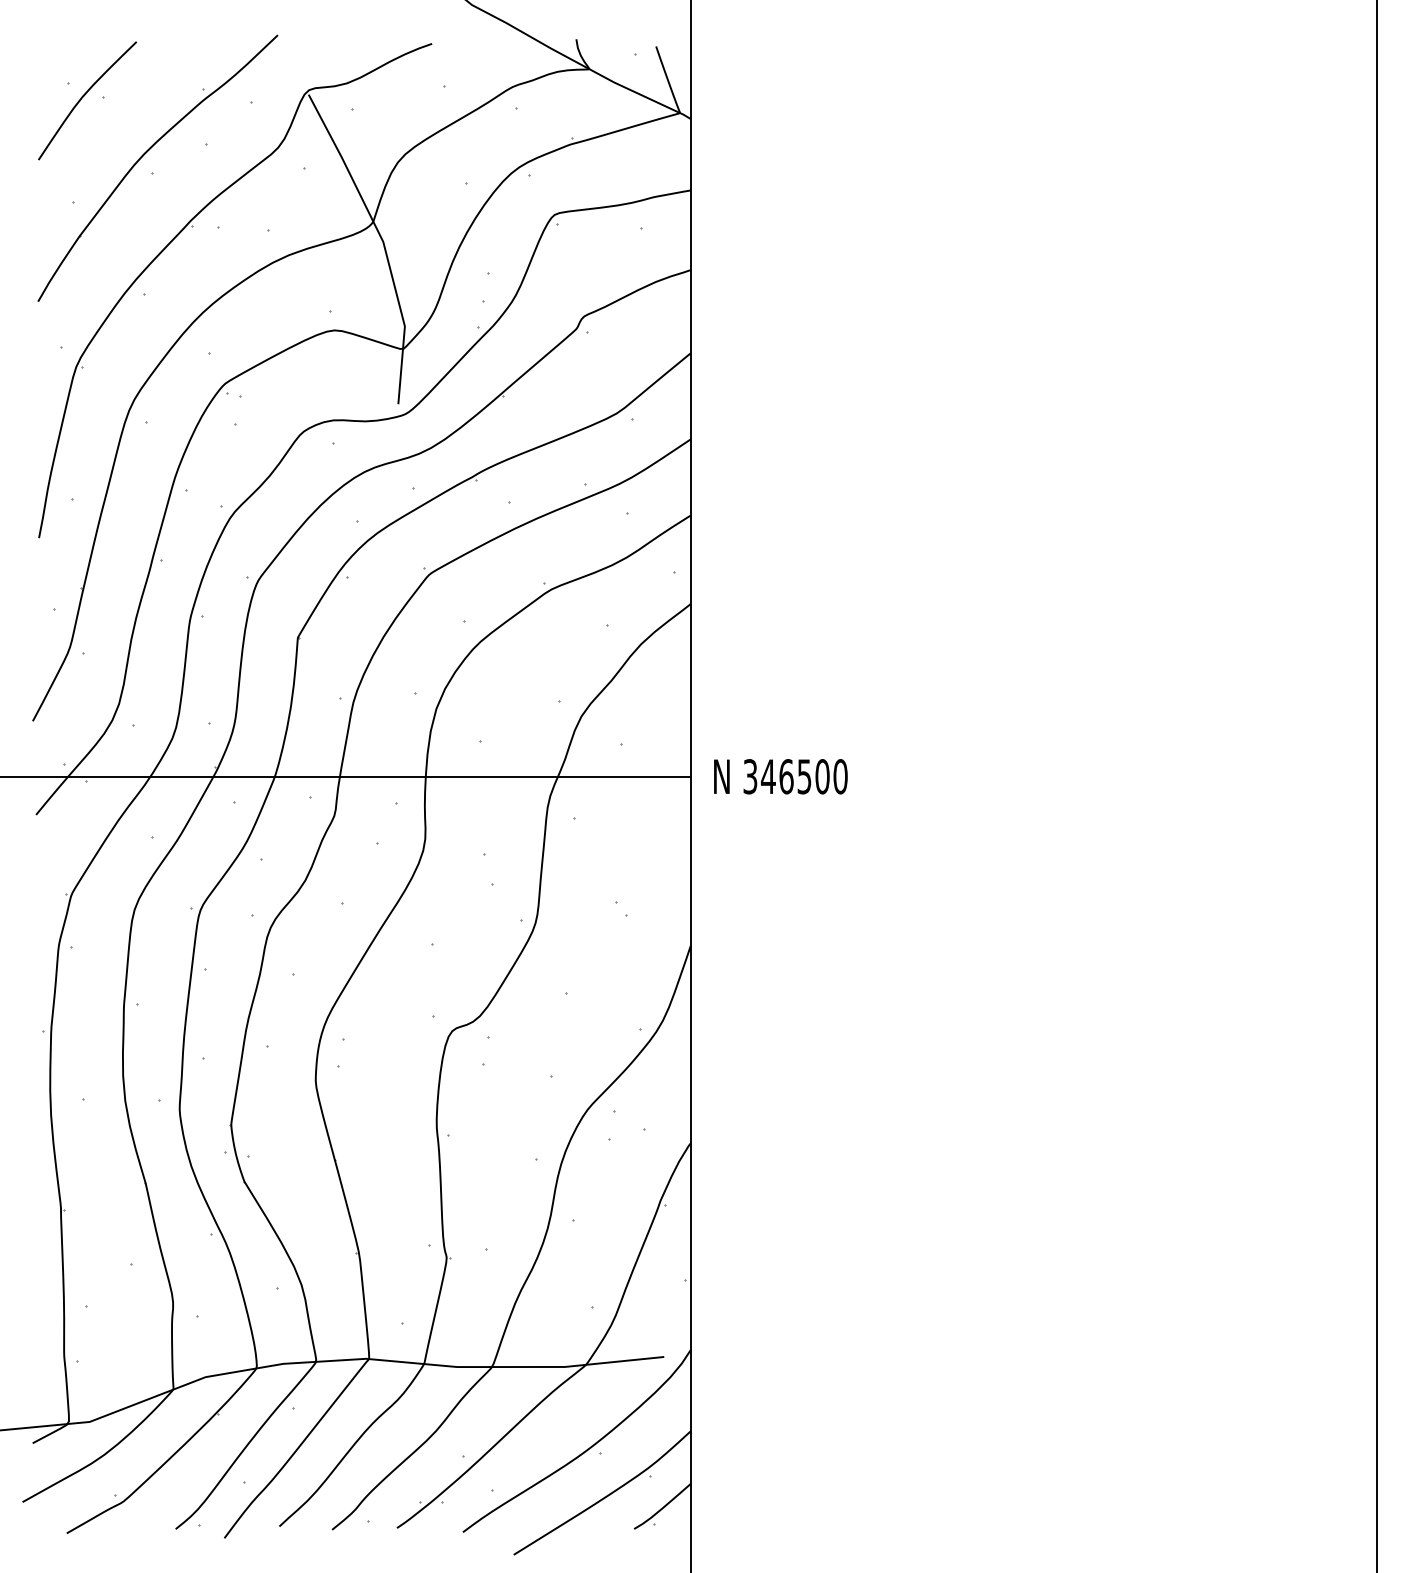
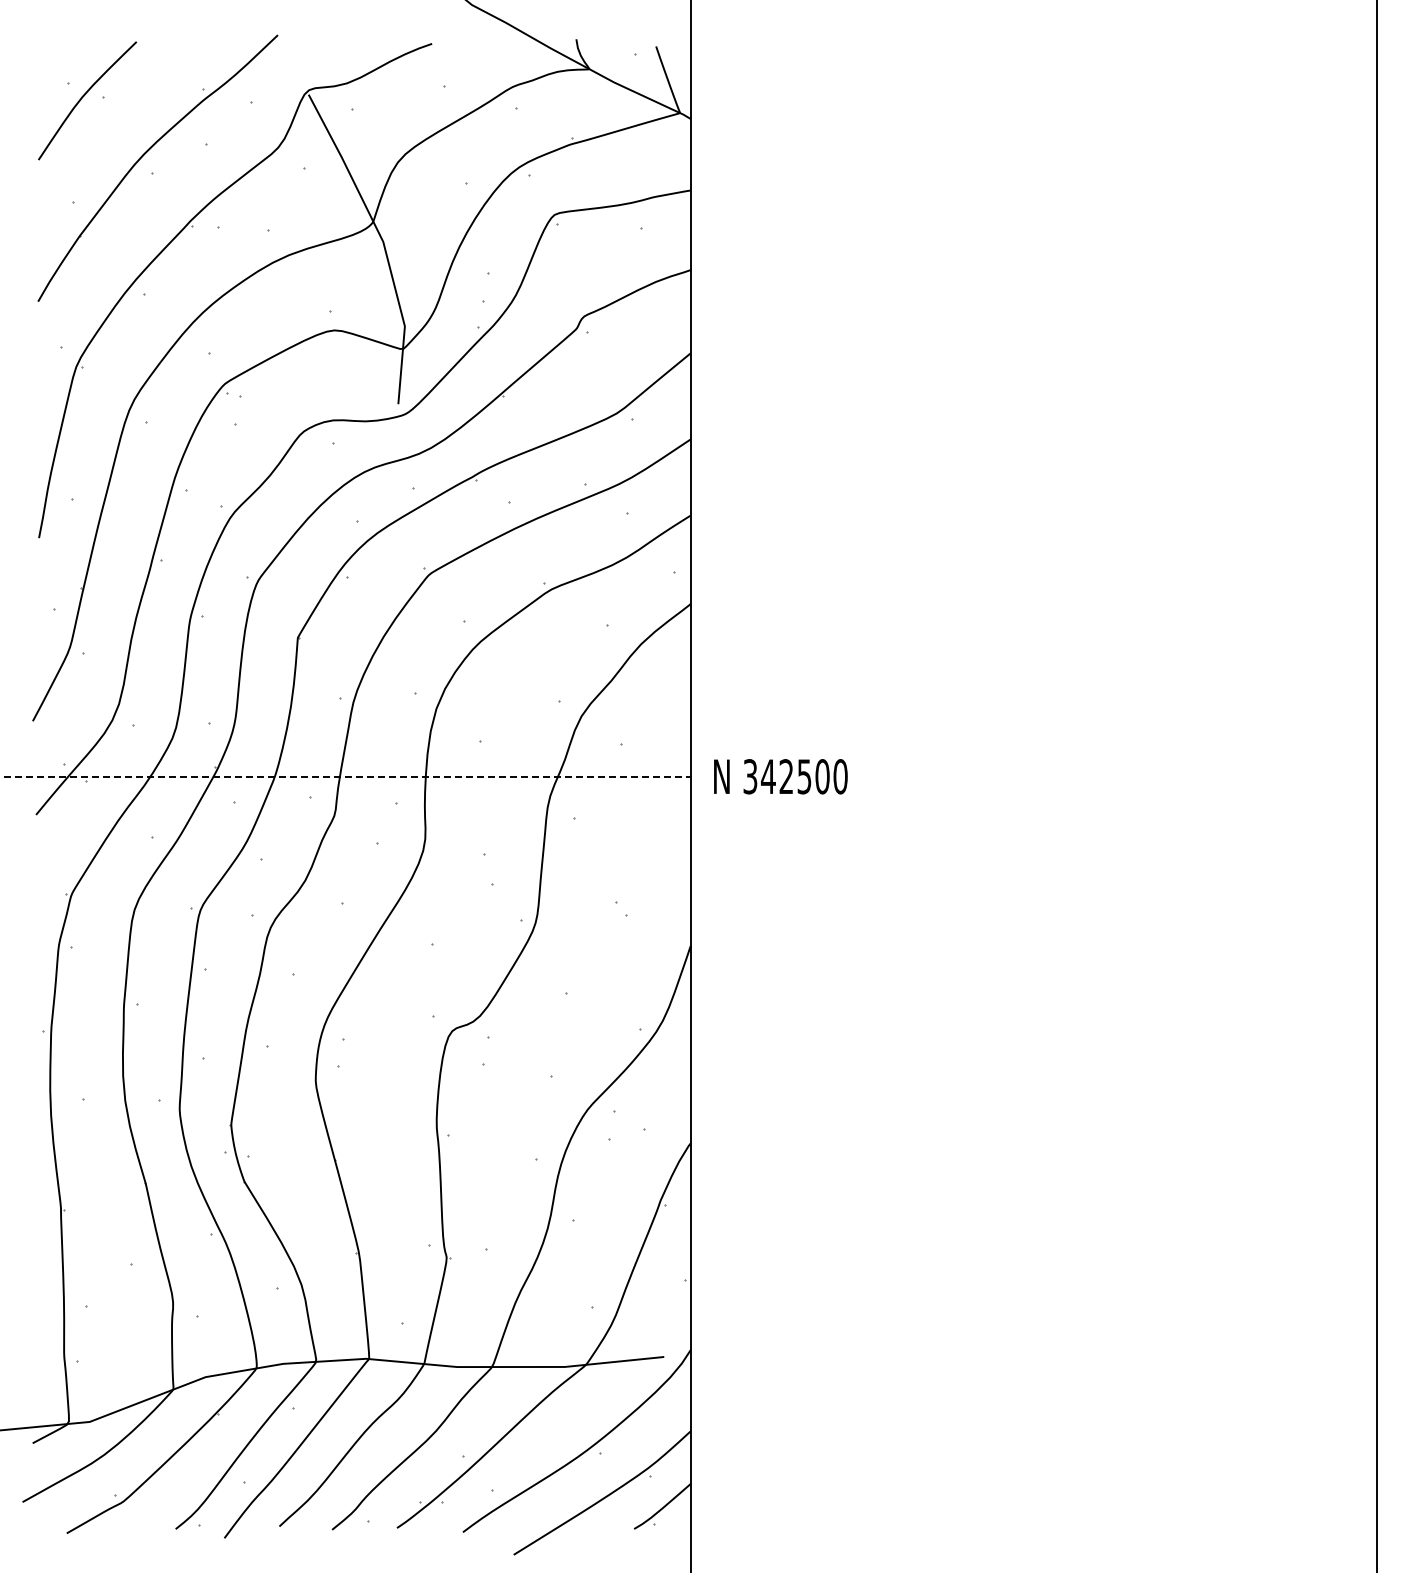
line: solid -> dashed (346, 776)
text: 346500 -> 342500 (786, 776)
